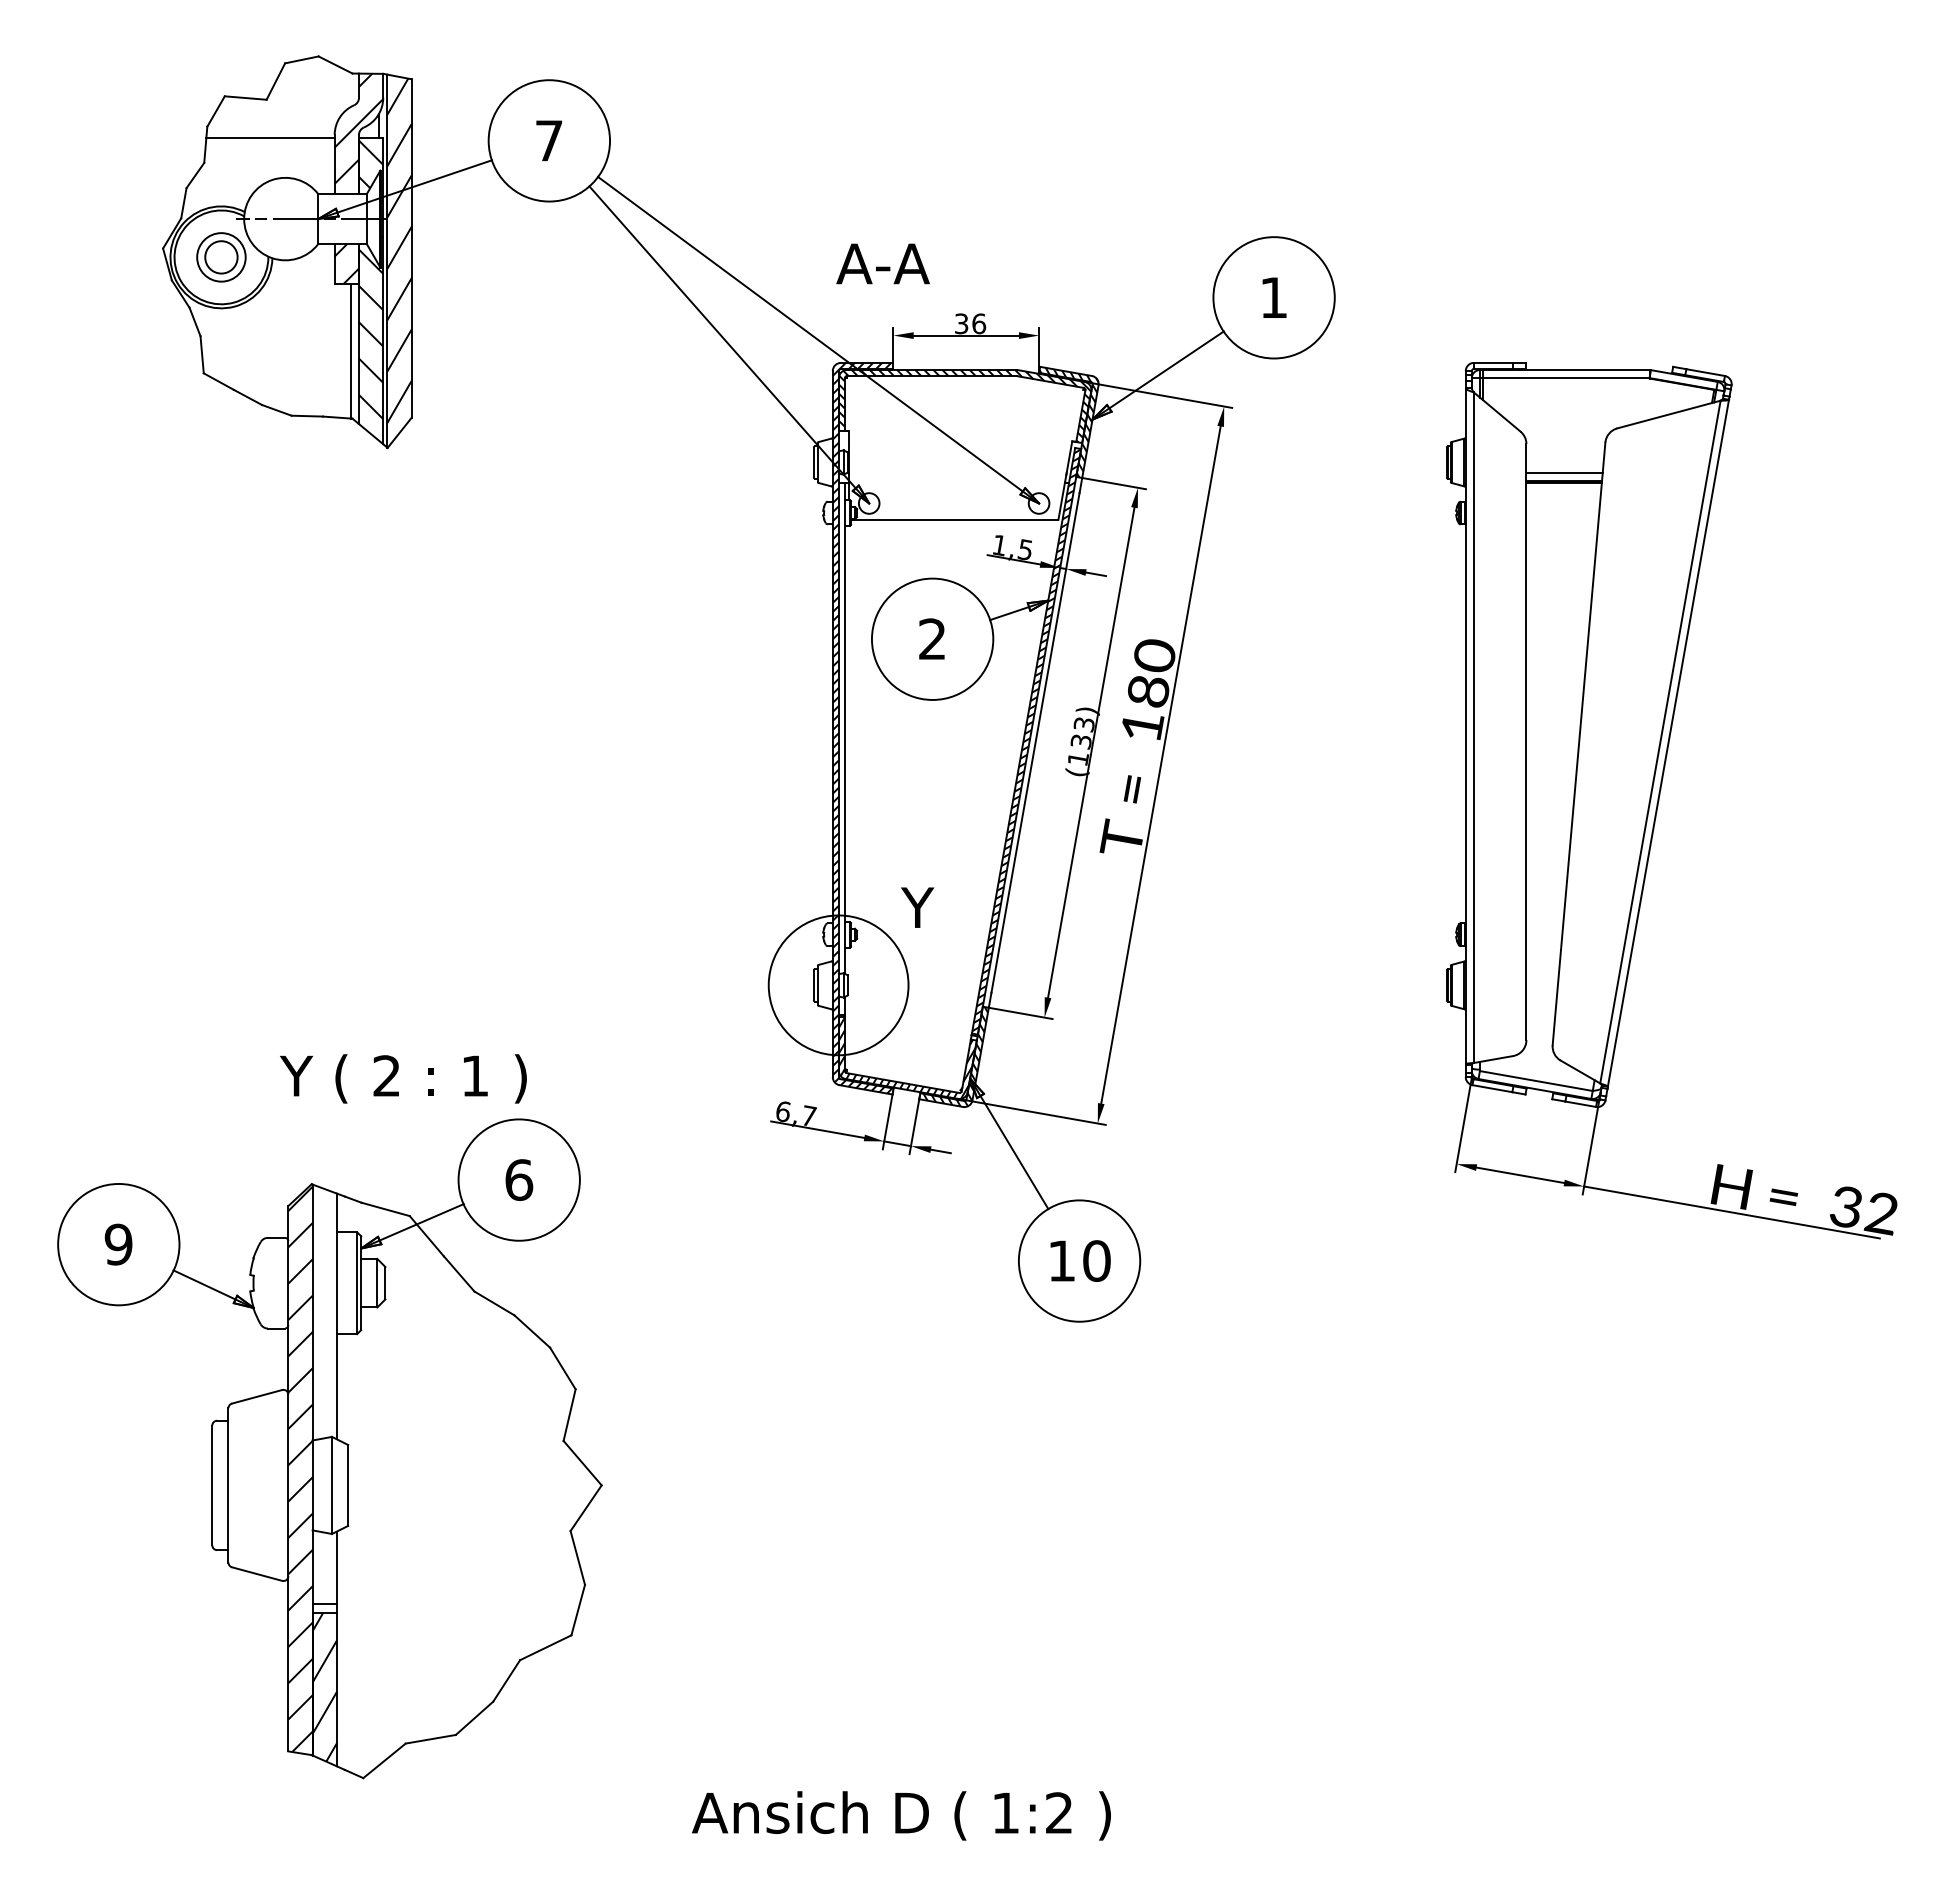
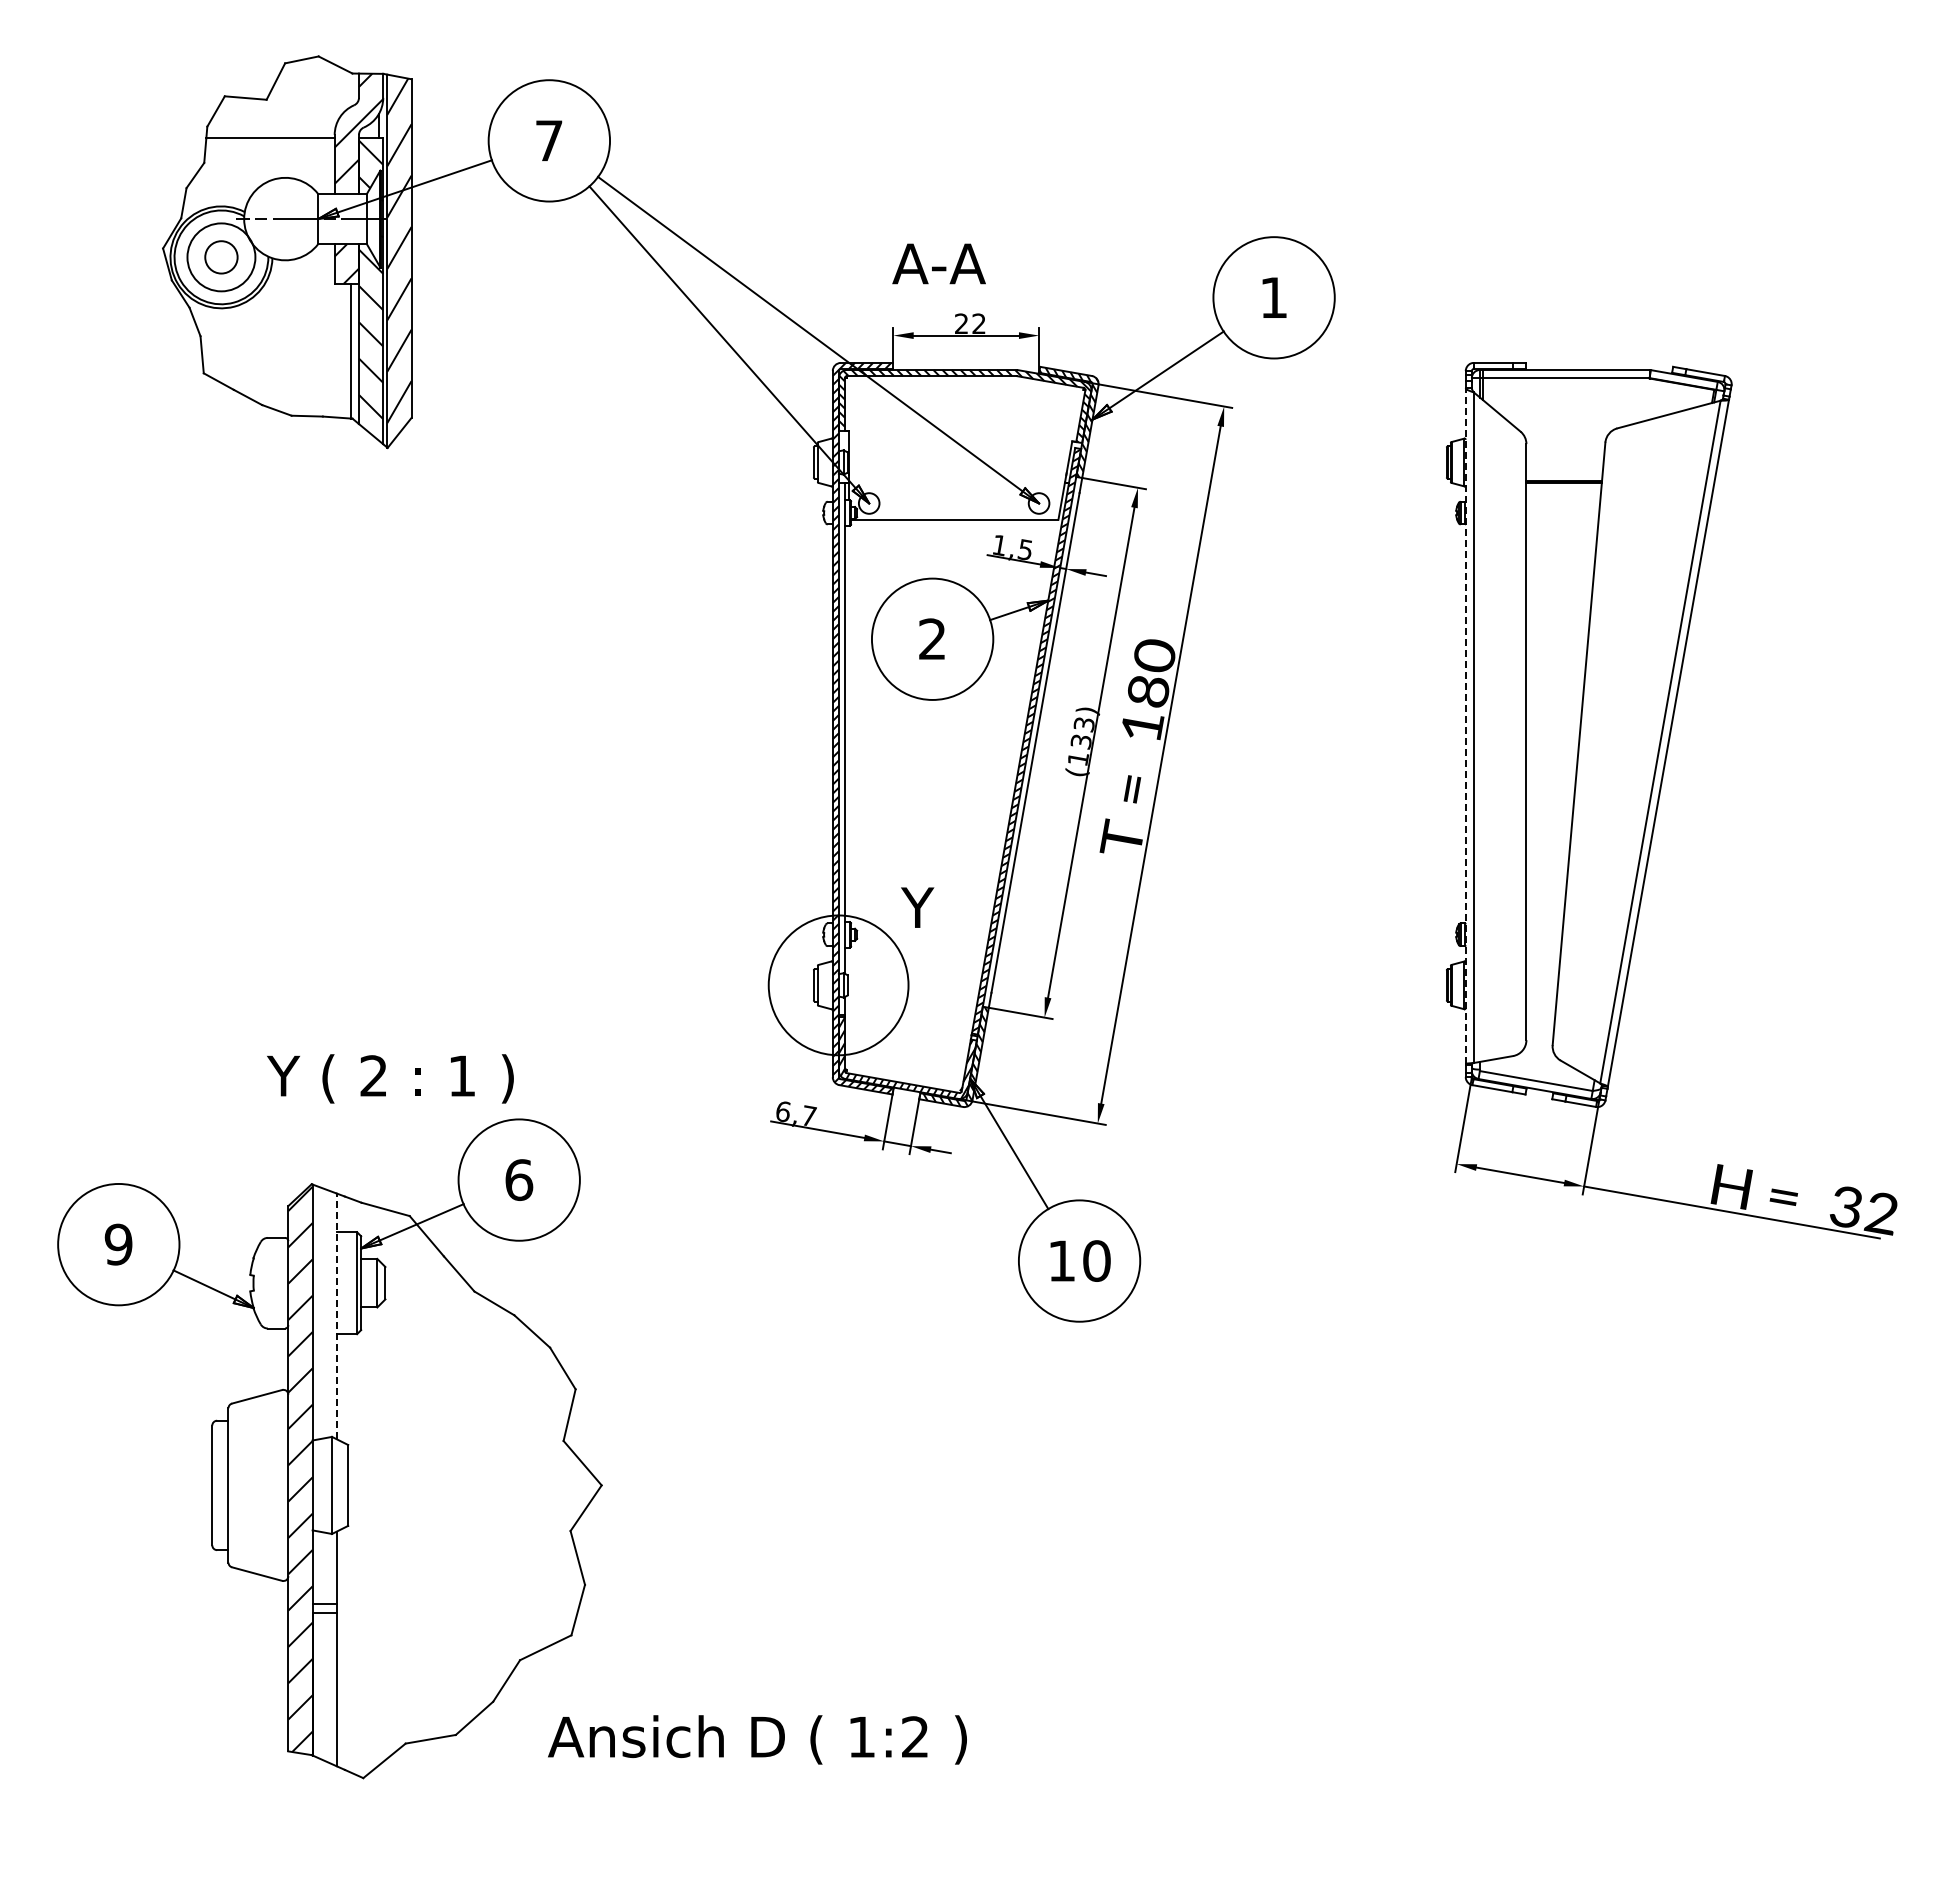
circle diameter: 49 px -> 68 px (221, 257)
text position: (882, 263) -> (938, 263) (938, 263)
text: 36 -> 22 (970, 323)
line: present -> none (1564, 473)
line: solid -> dashed (1465, 726)
text position: (403, 1078) -> (390, 1078) (390, 1078)
line: solid -> dashed (336, 1316)
hatch: present -> none (324, 1686)
text position: (901, 1815) -> (757, 1739) (757, 1739)
